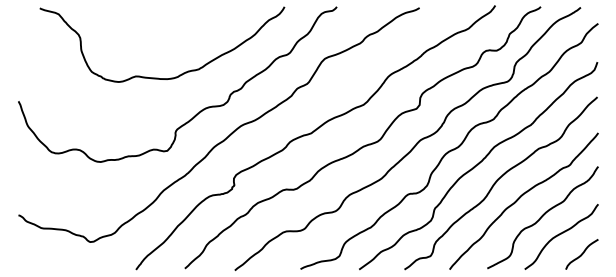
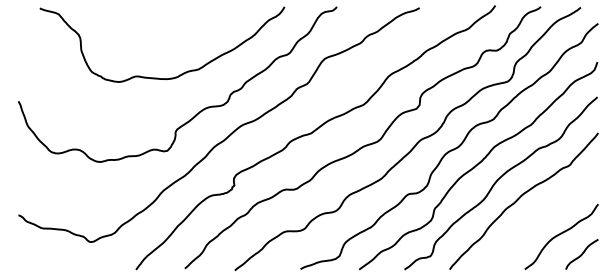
curve: present -> none (542, 217)
